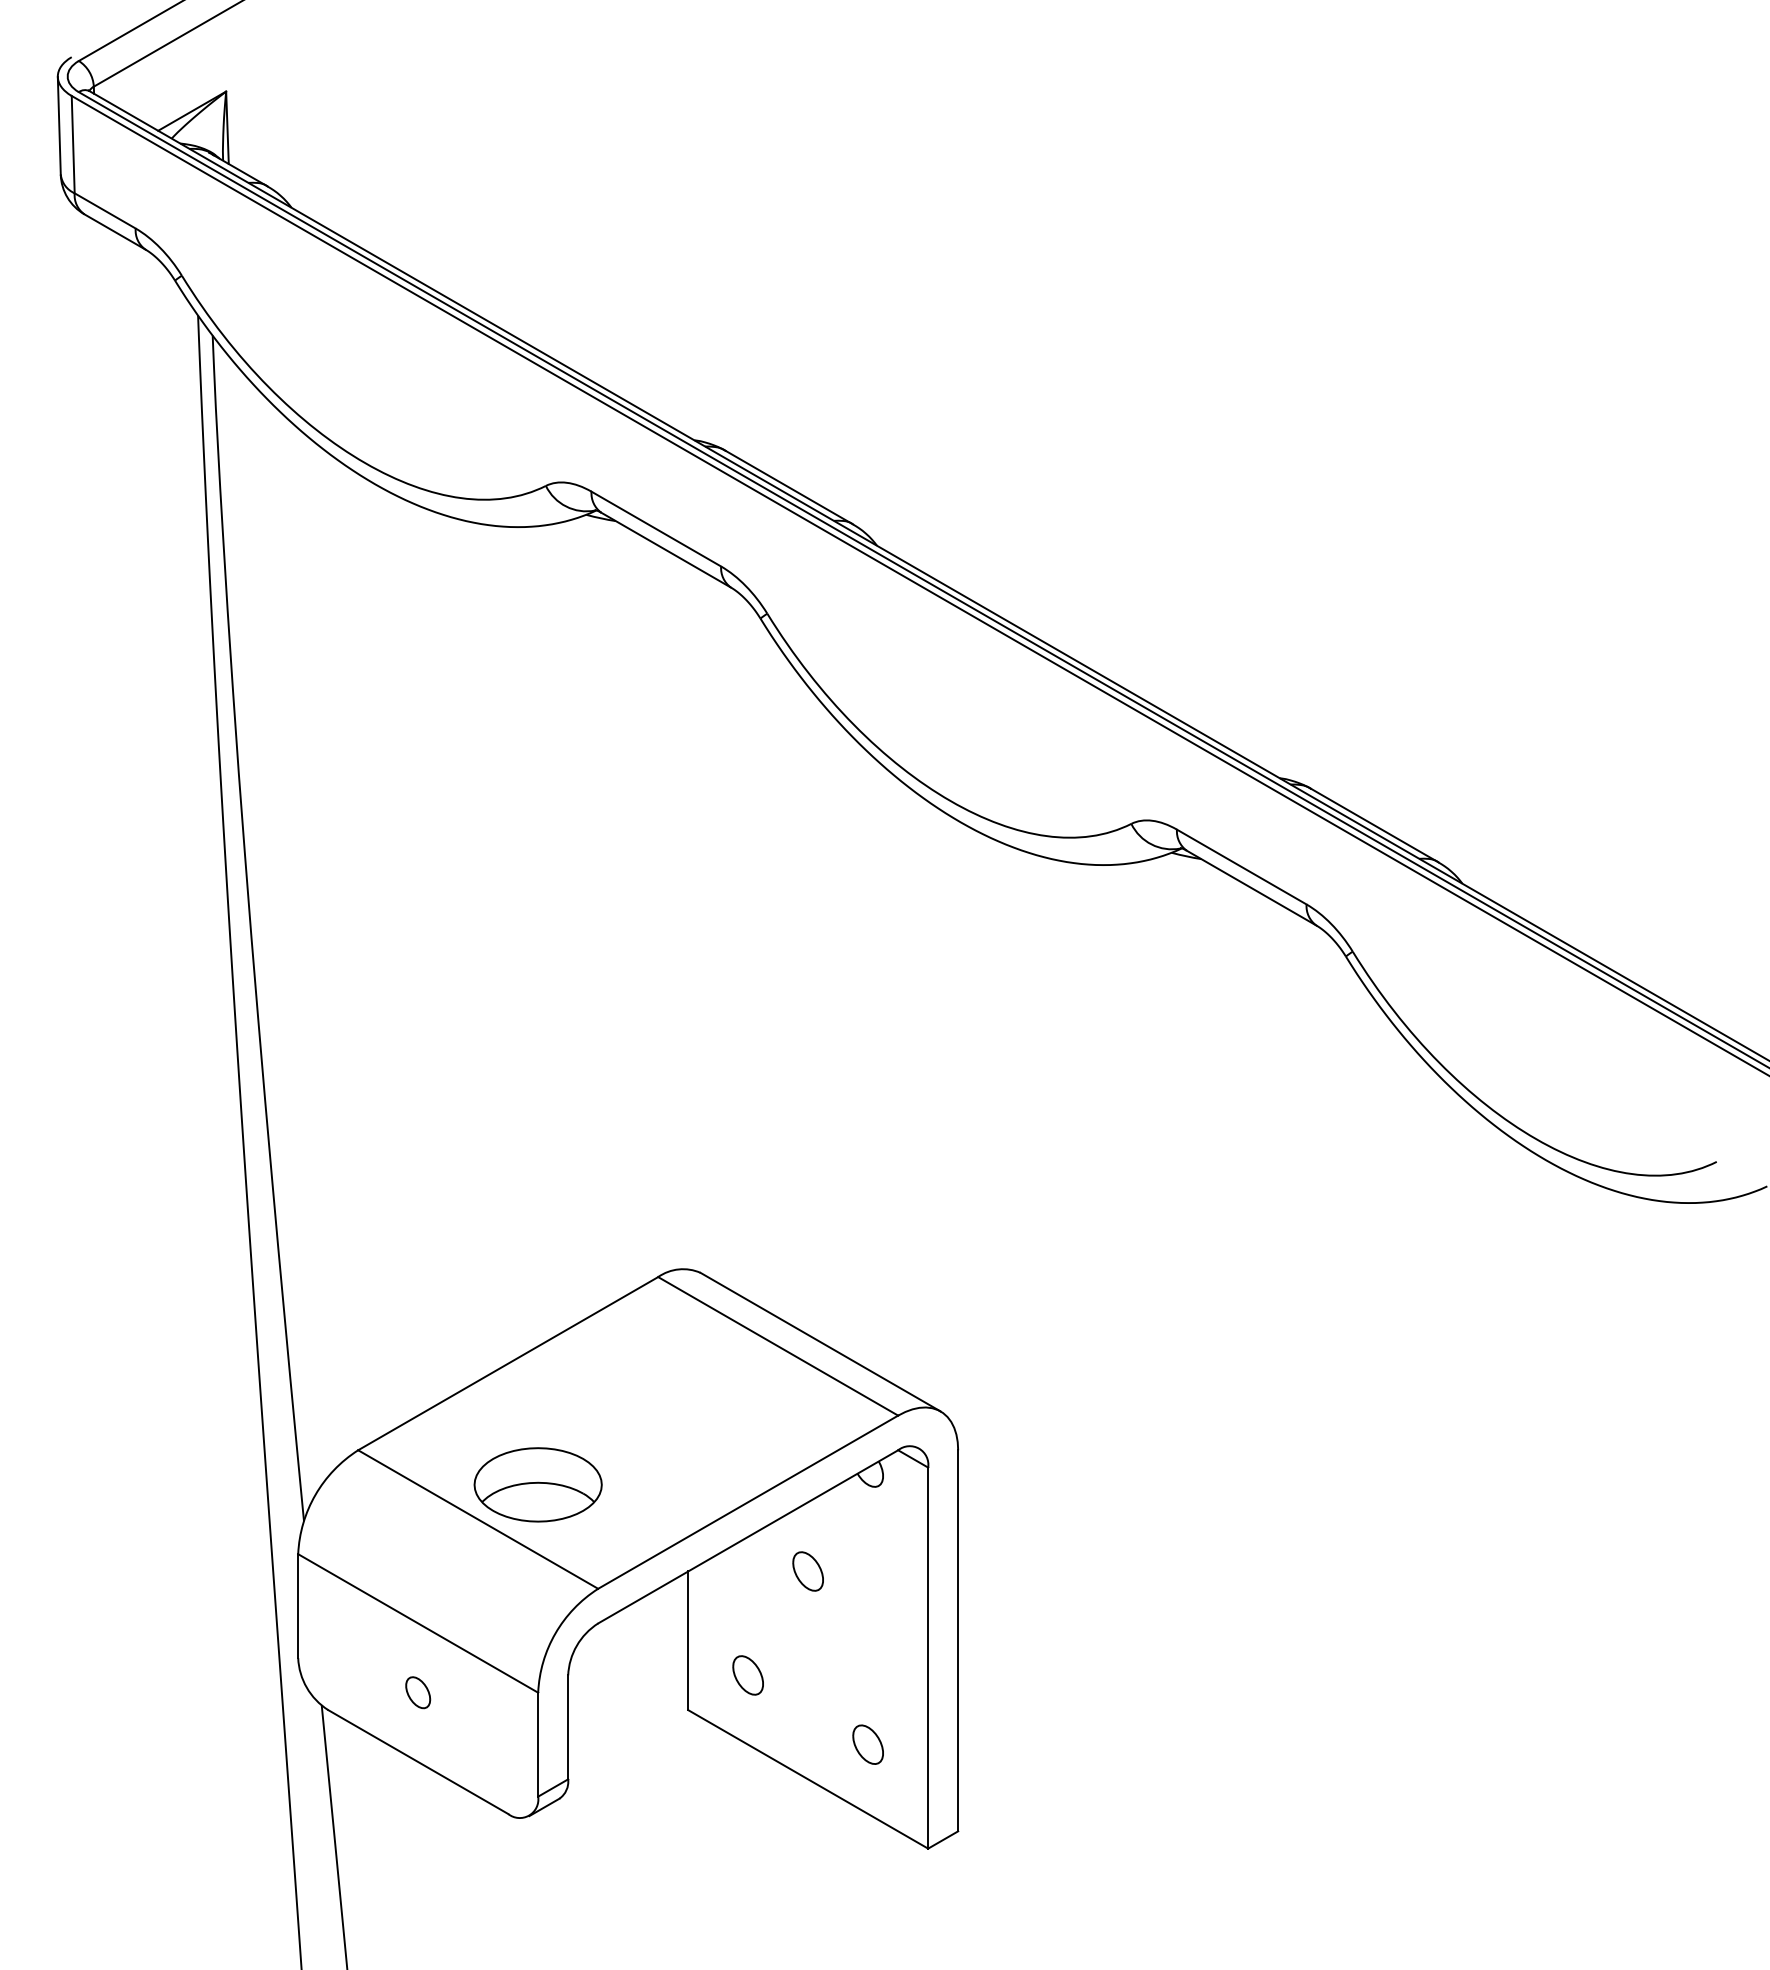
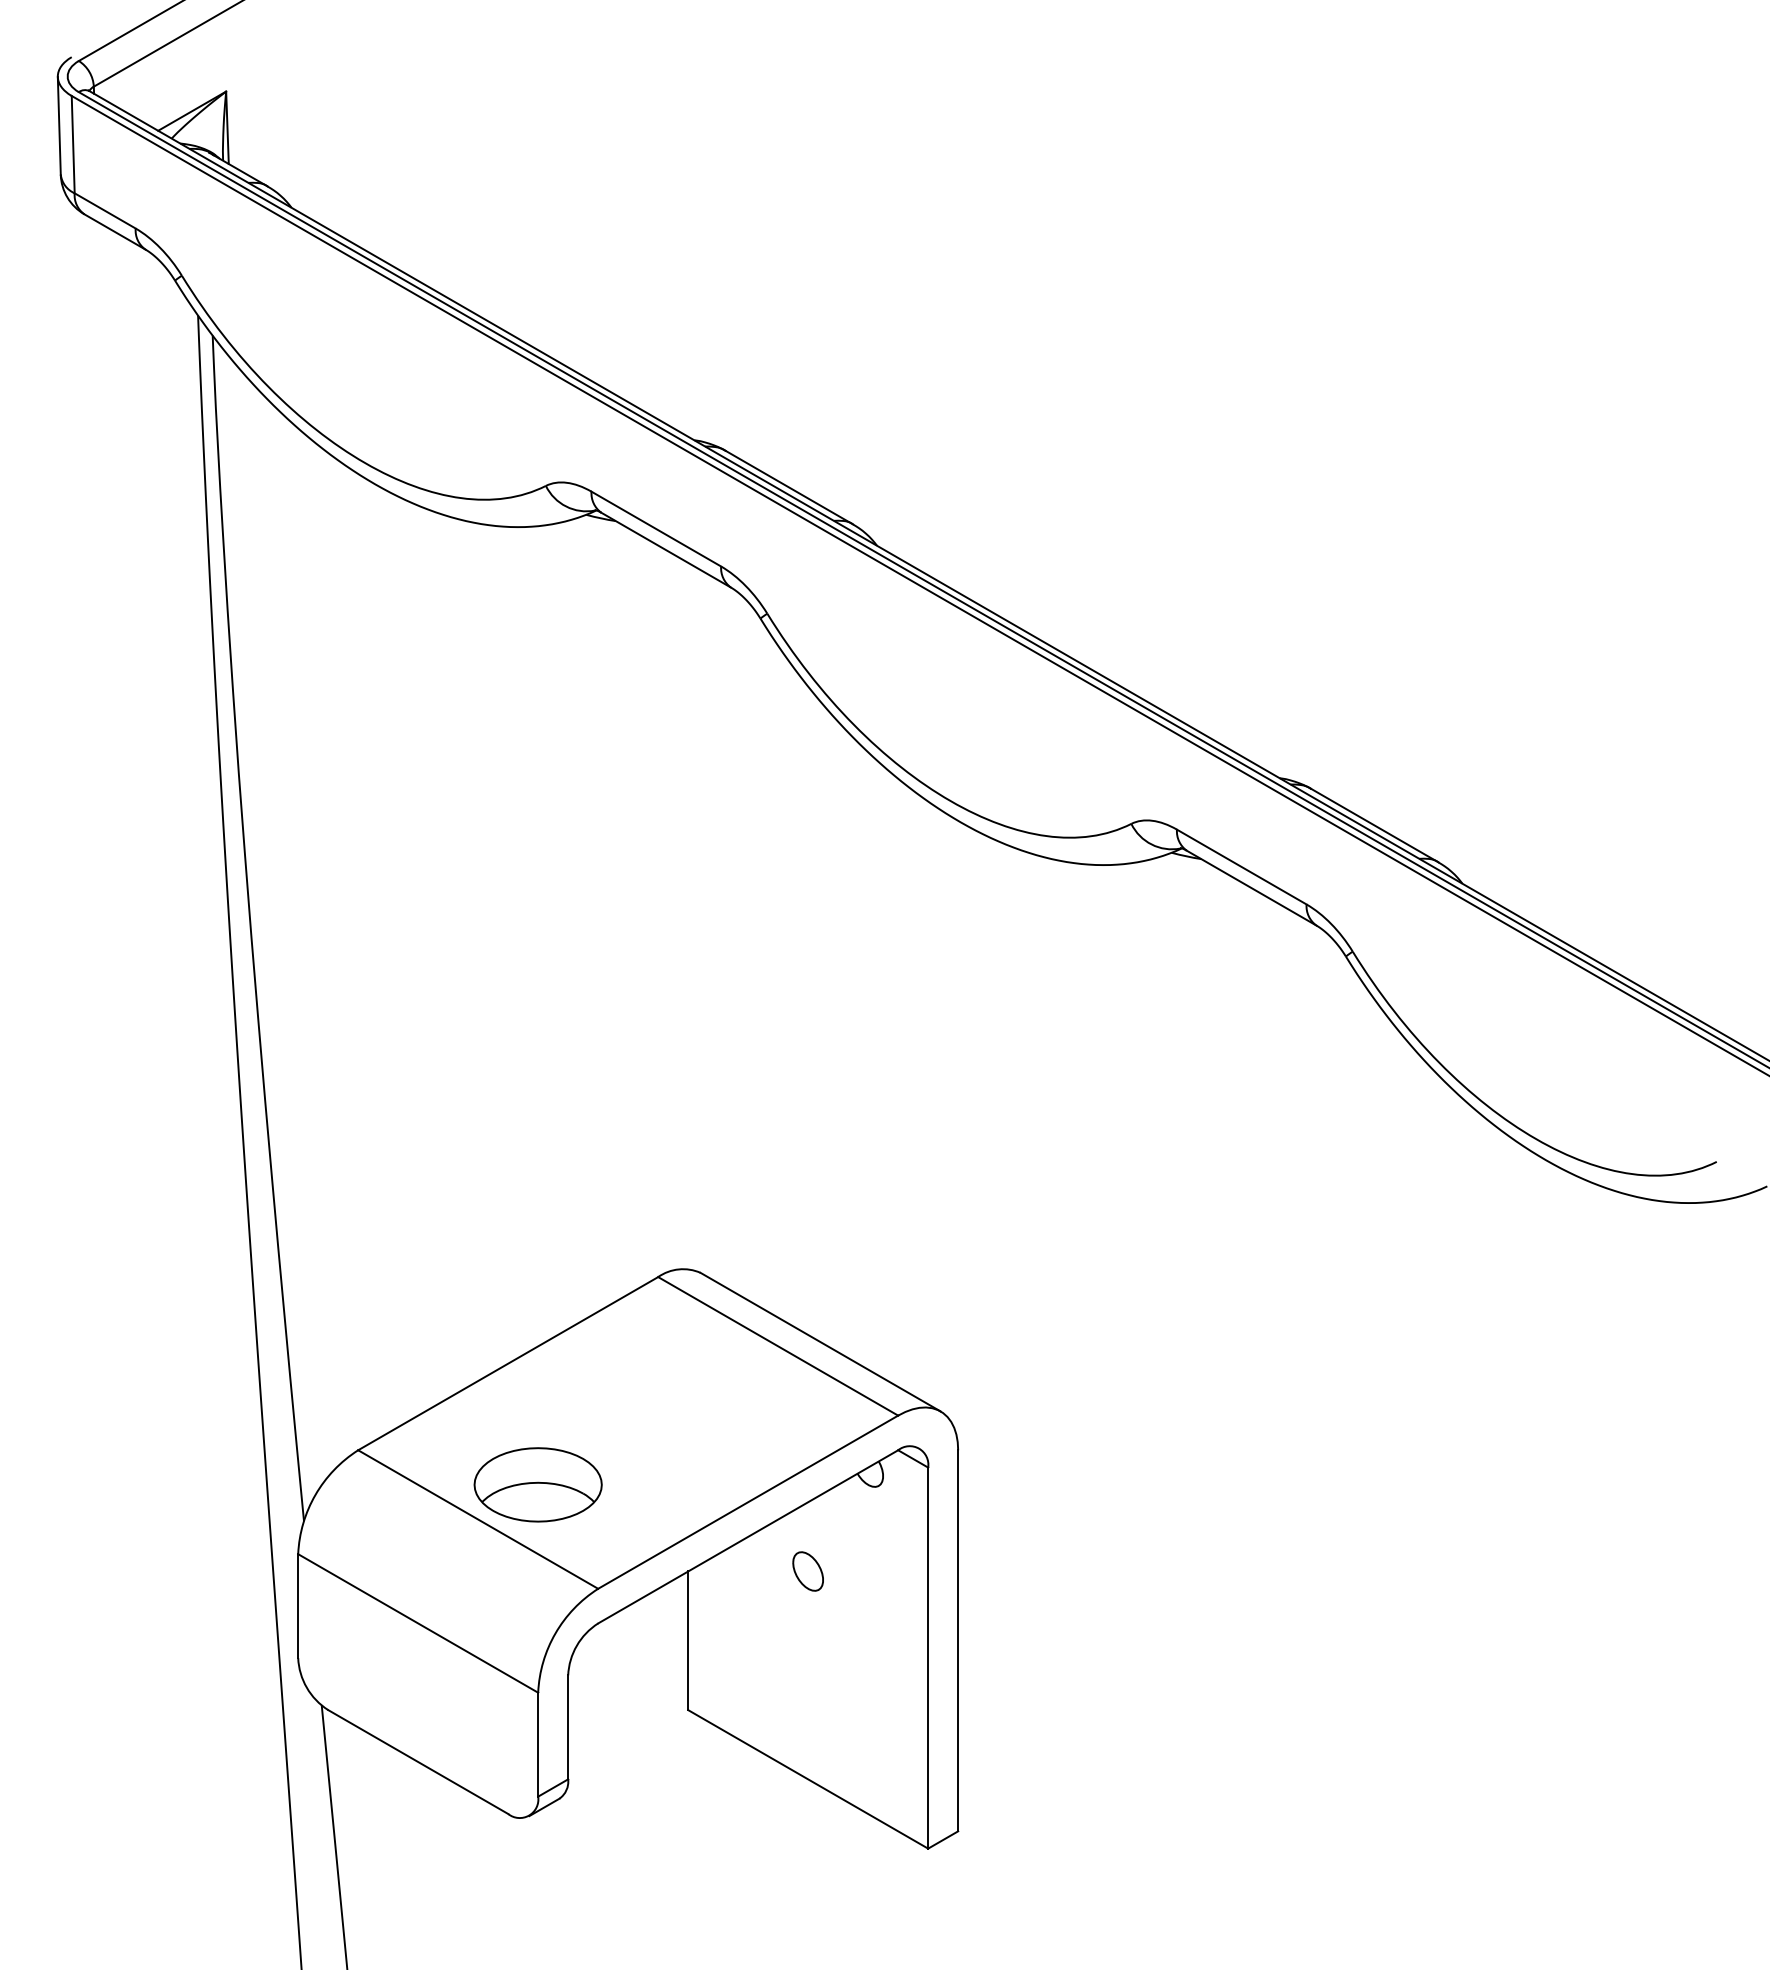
part: present -> none (747, 1675)
part: present -> none (418, 1692)
part: present -> none (867, 1744)
